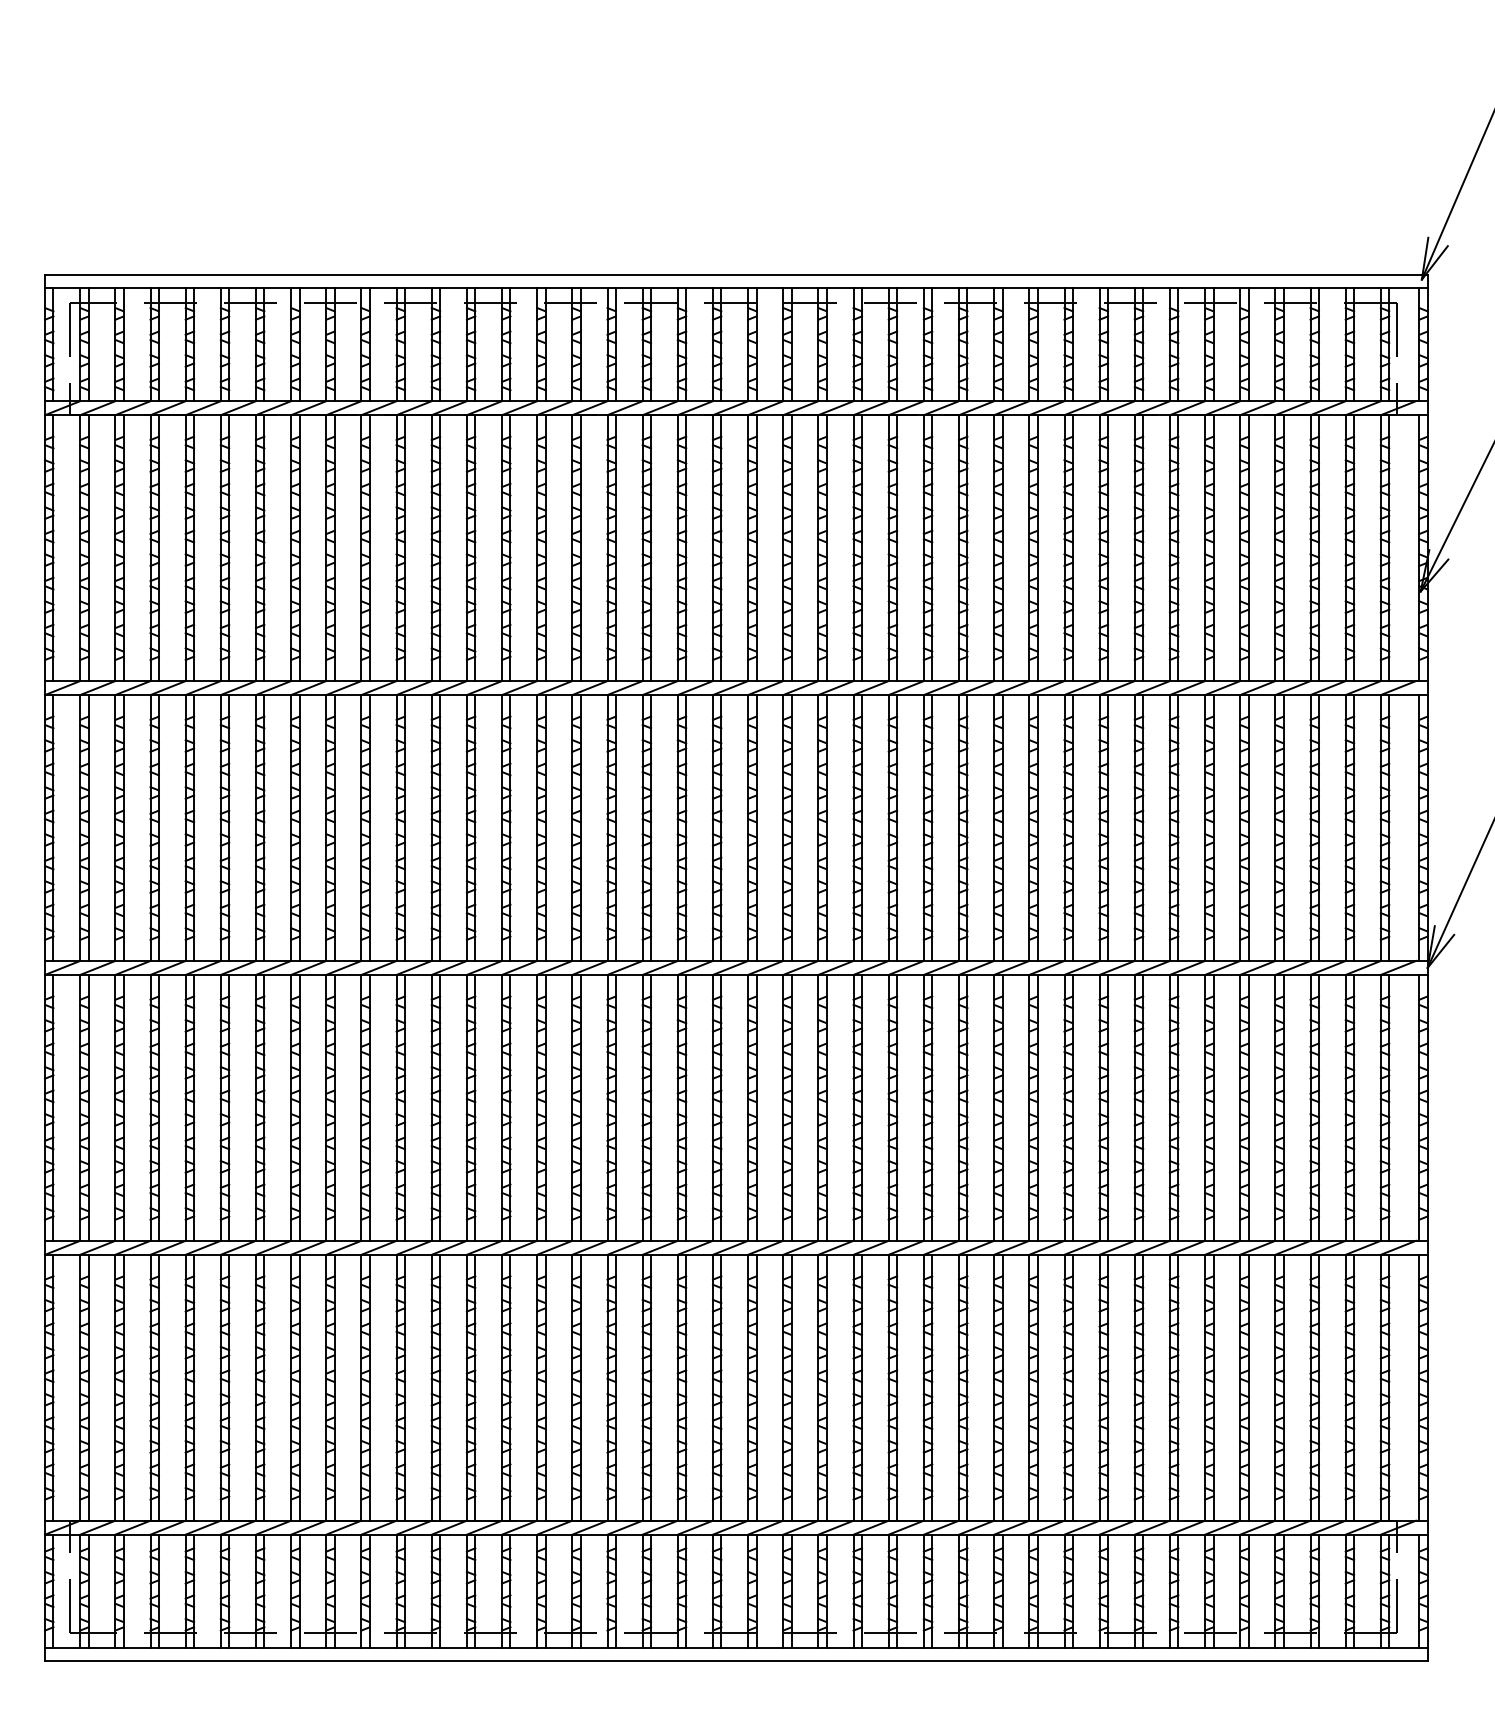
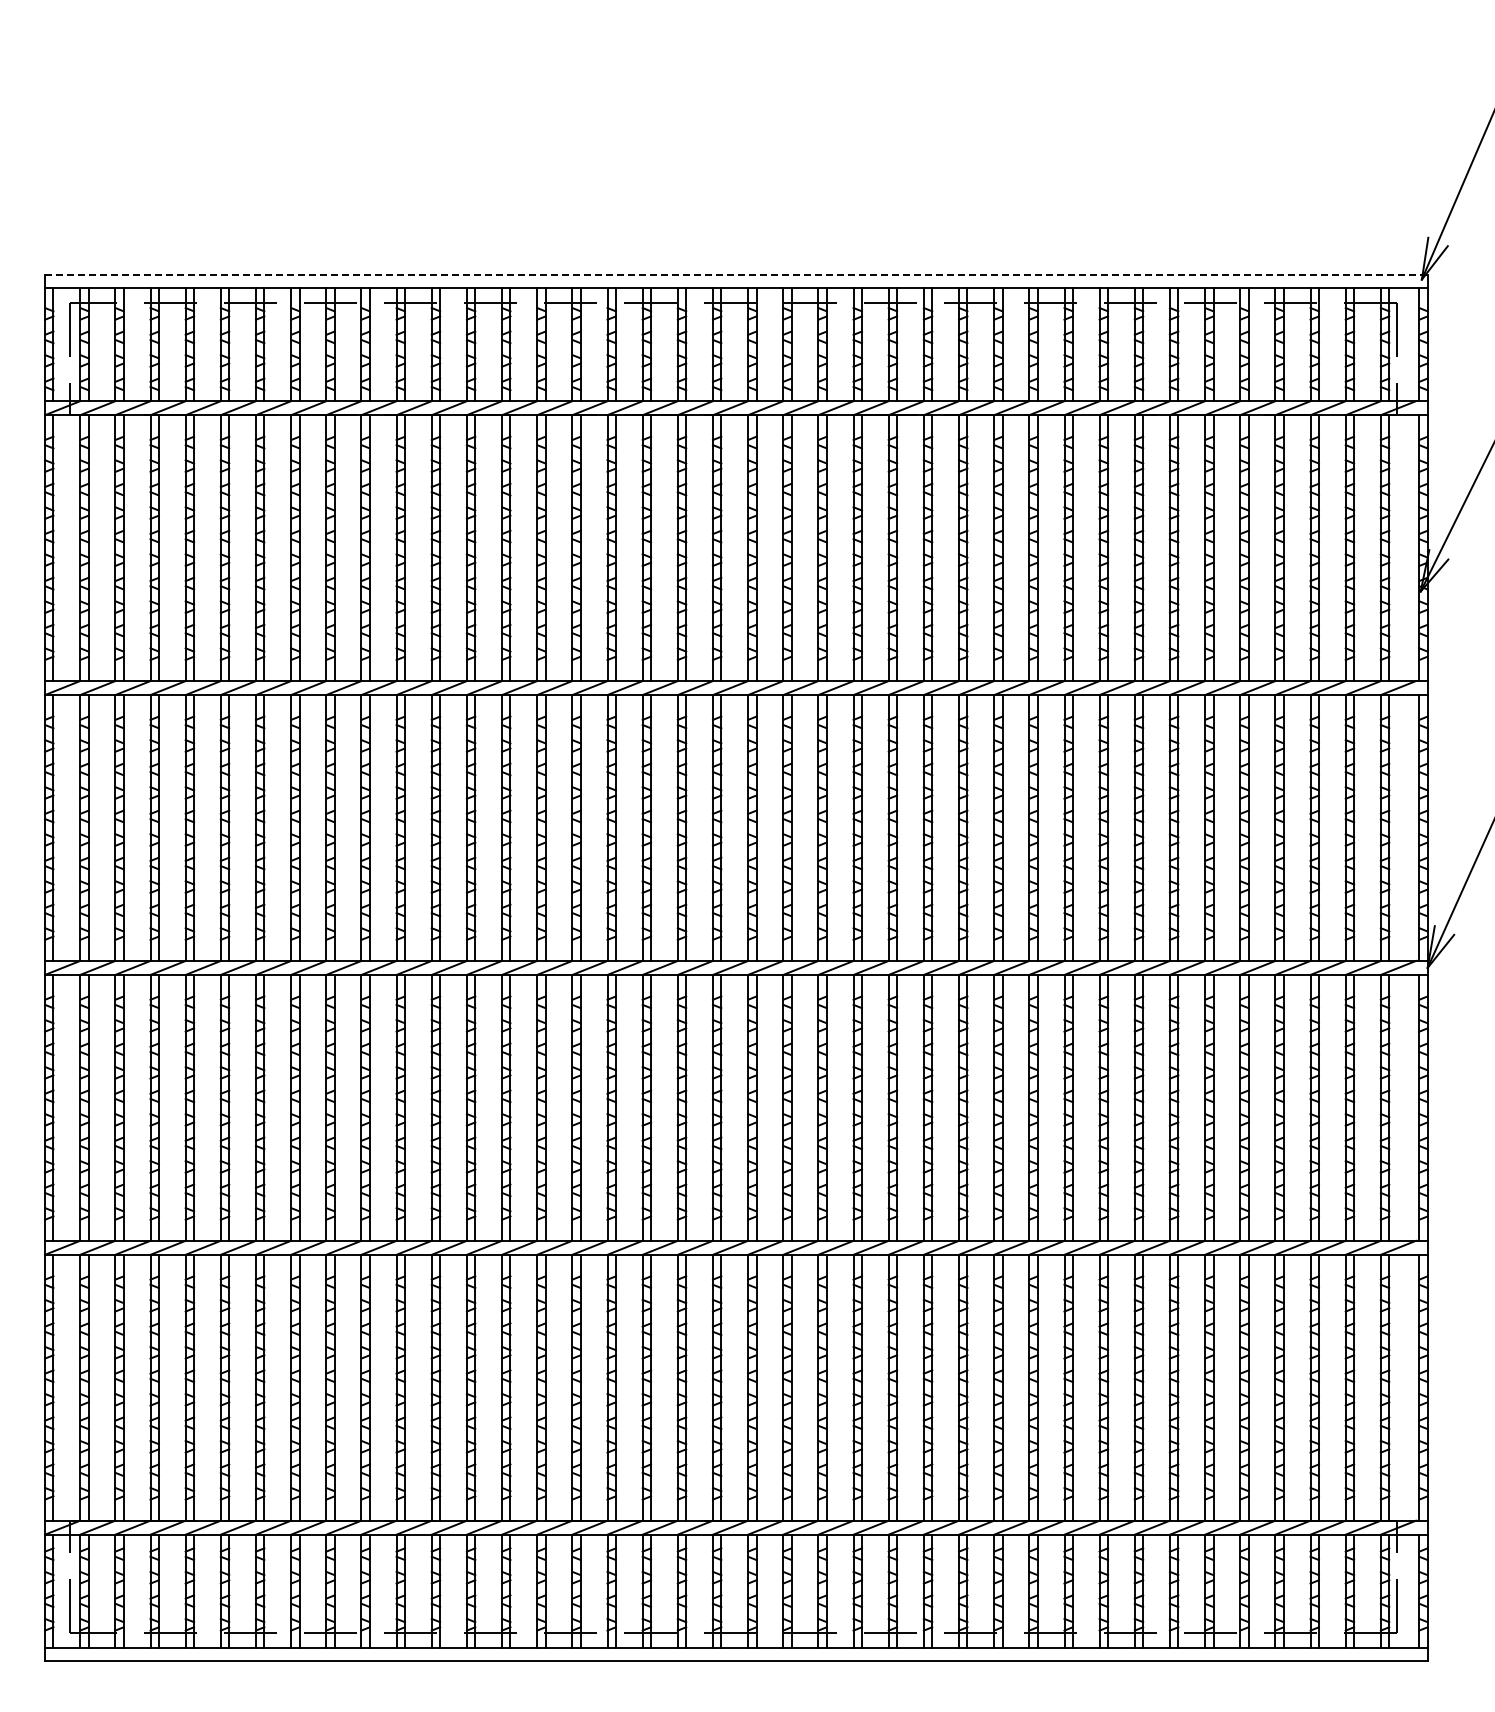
line: solid -> dashed (736, 275)
